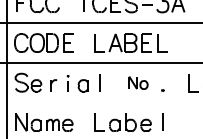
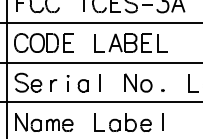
part size: 21x14 px -> 29x20 px (138, 82)
line: none -> present (100, 102)
